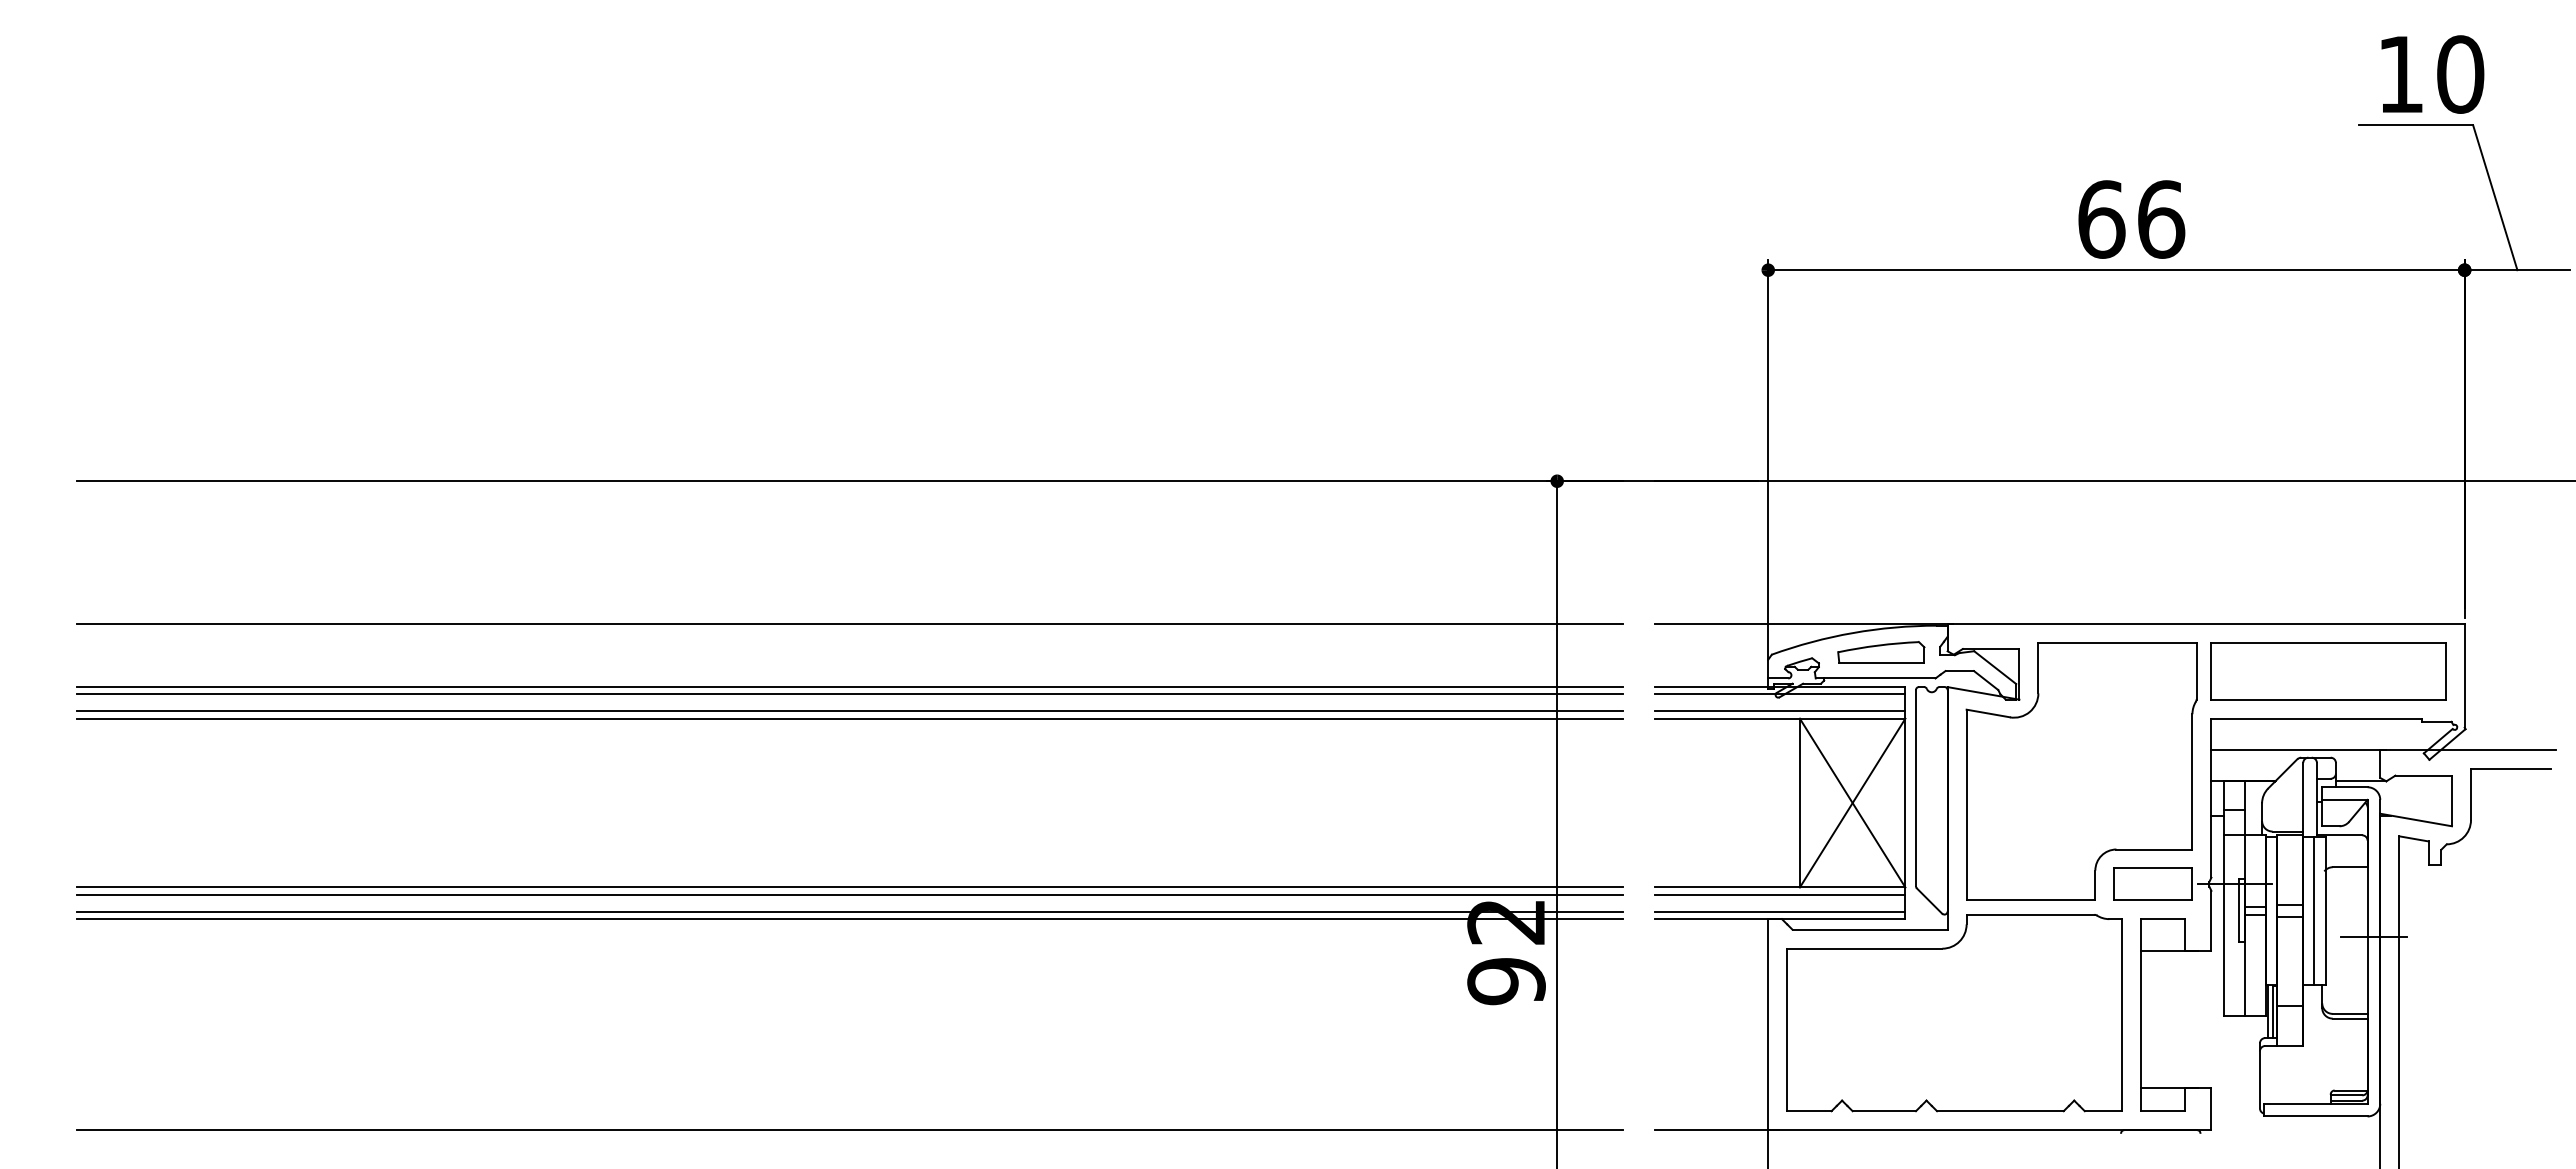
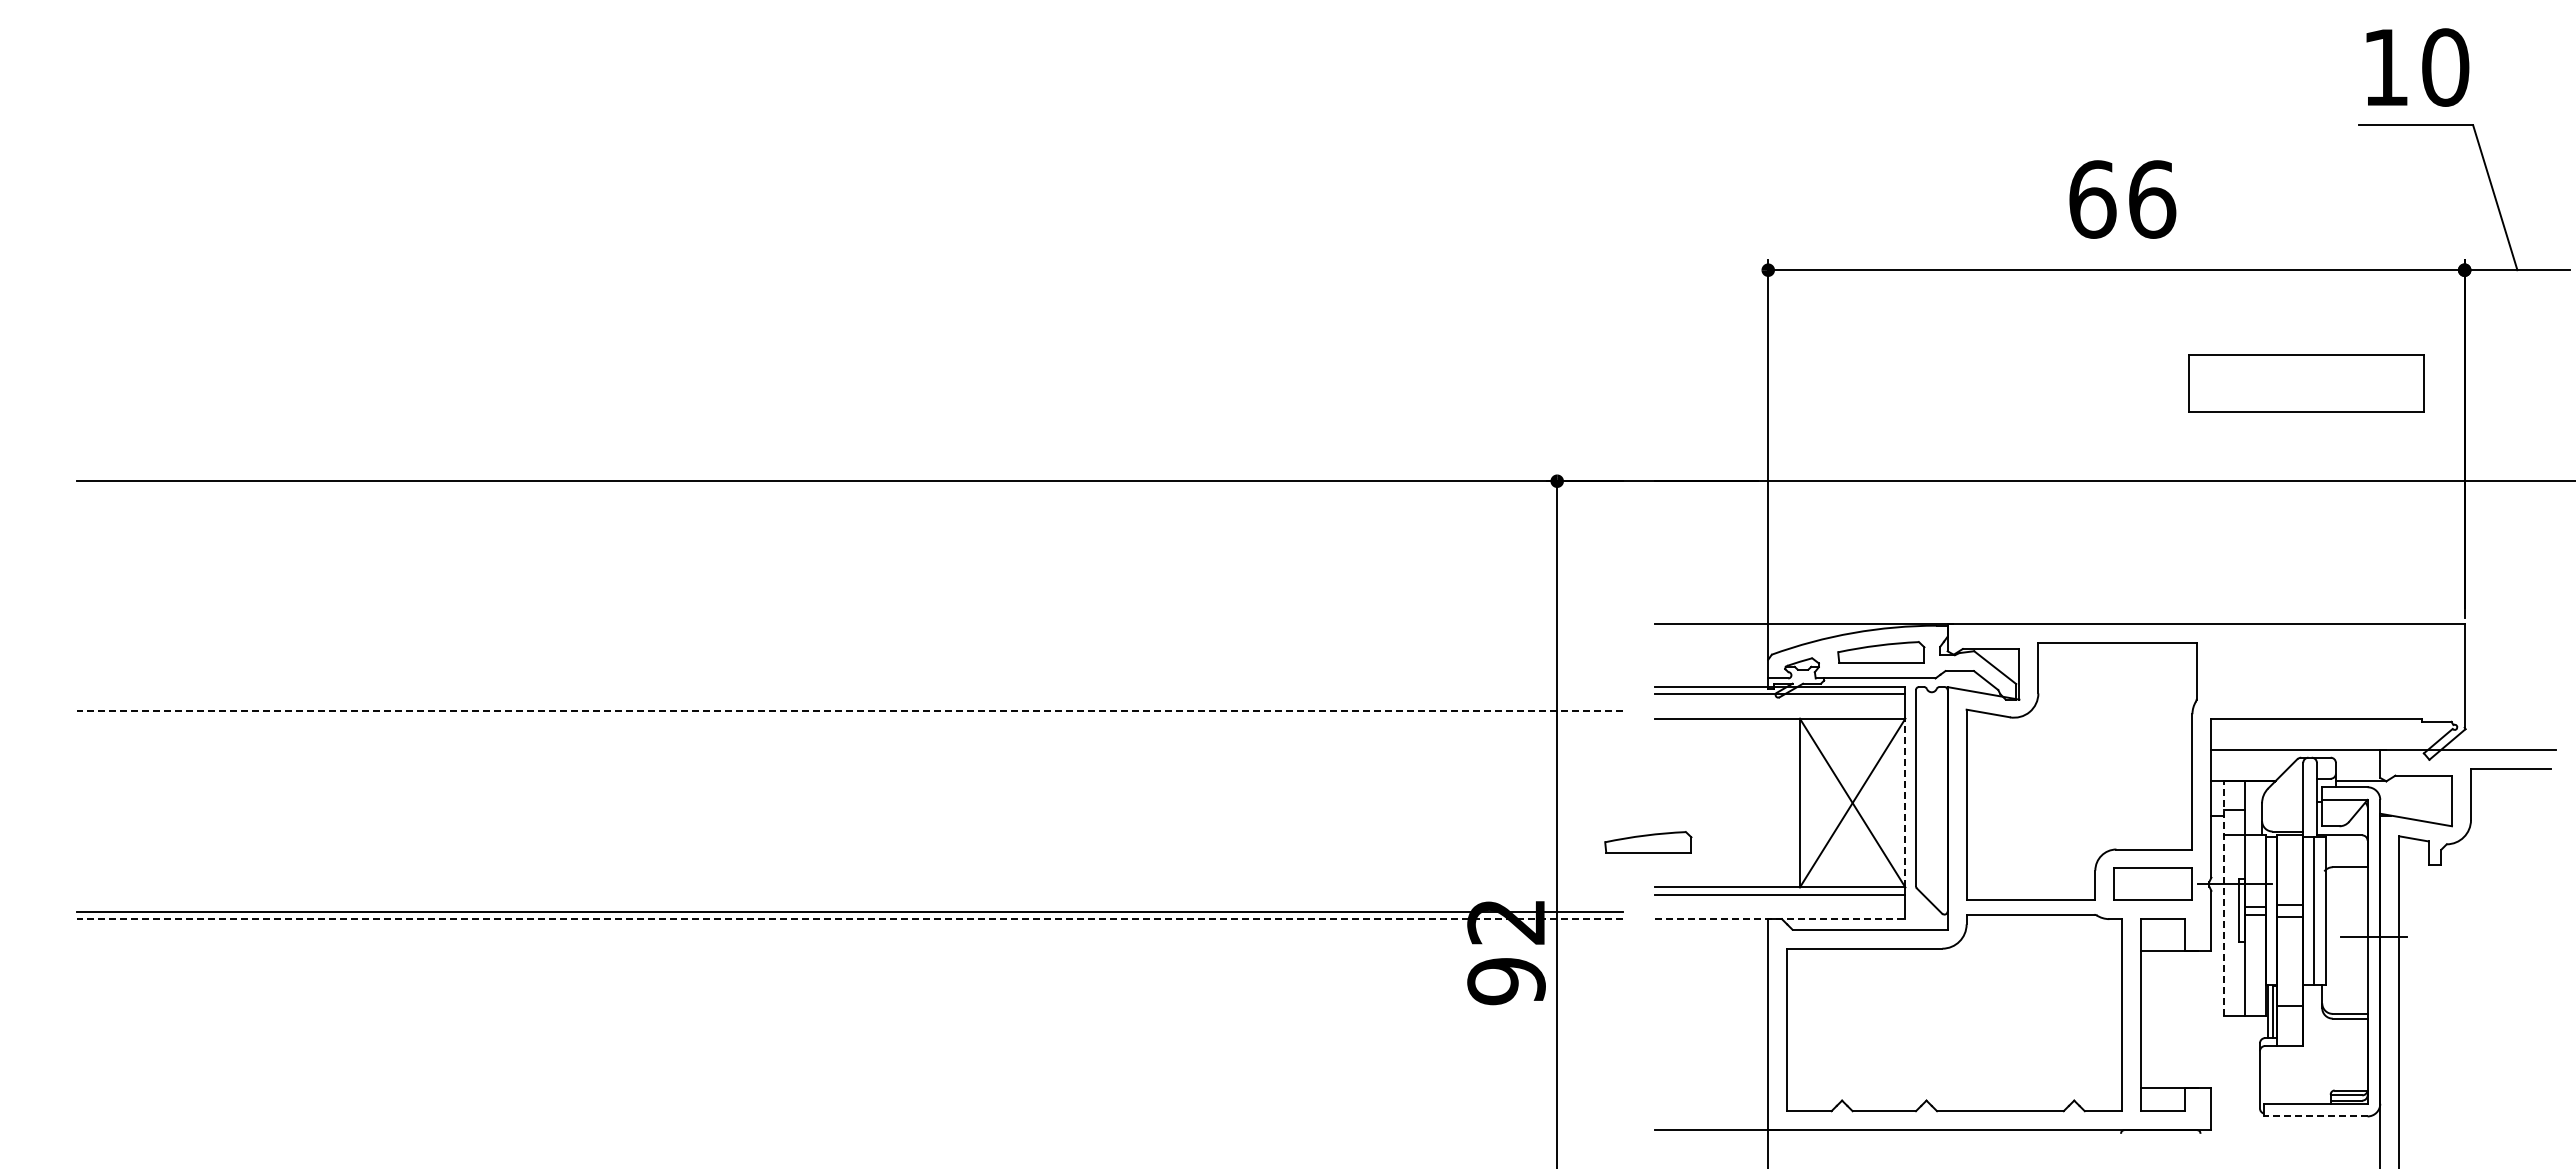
text position: (2432, 74) -> (2417, 67) (2417, 67)
text position: (2131, 219) -> (2122, 199) (2122, 199)
line: present -> none (850, 623)
part position: (2328, 671) -> (2306, 383) (2306, 383)
line: present -> none (850, 687)
line: present -> none (850, 694)
line: solid -> dashed (850, 711)
line: present -> none (1779, 711)
line: present -> none (850, 718)
line: solid -> dashed (1905, 802)
part: none -> present (1648, 842)
line: present -> none (850, 887)
line: present -> none (850, 894)
line: solid -> dashed (2224, 898)
line: present -> none (1779, 911)
line: solid -> dashed (850, 919)
line: solid -> dashed (1780, 919)
line: solid -> dashed (2315, 1116)
line: present -> none (850, 1130)
